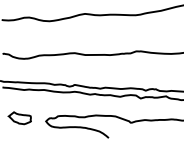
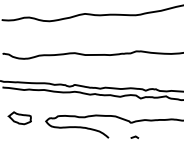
curve: none -> present (134, 136)
